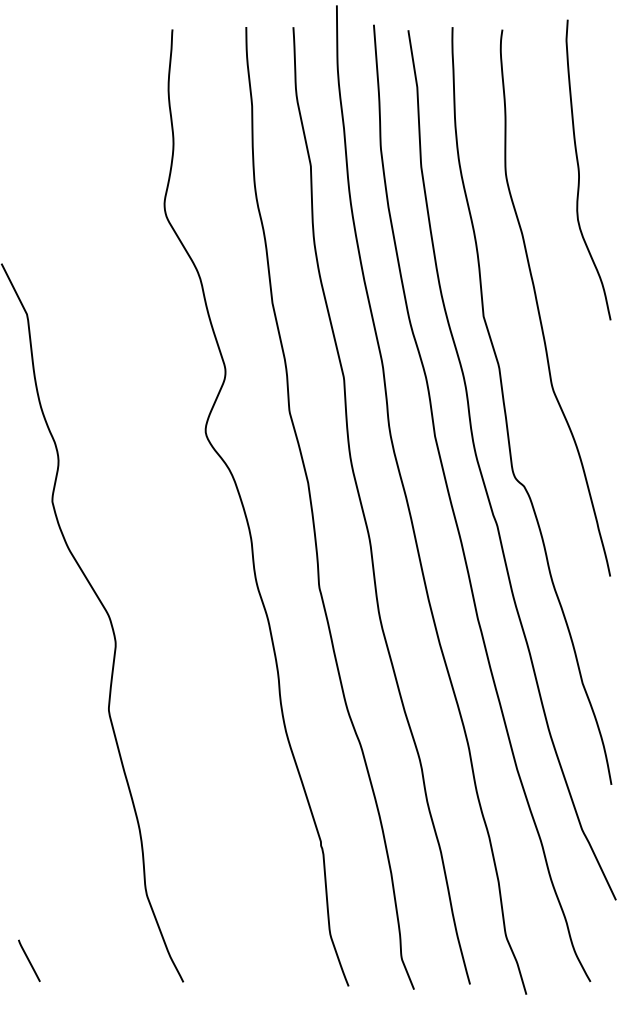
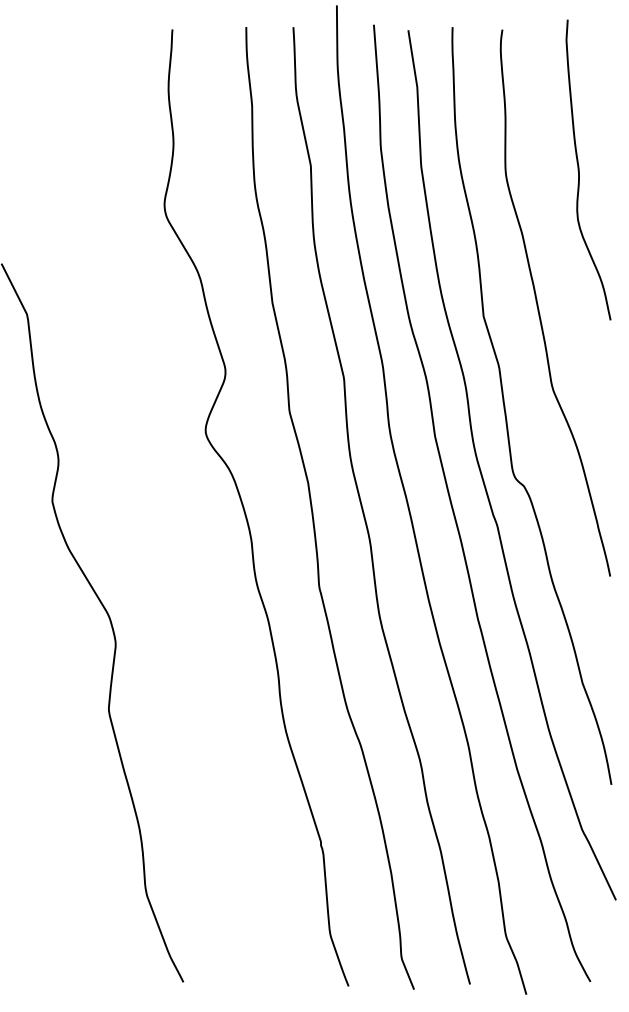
line: present -> none (29, 960)
